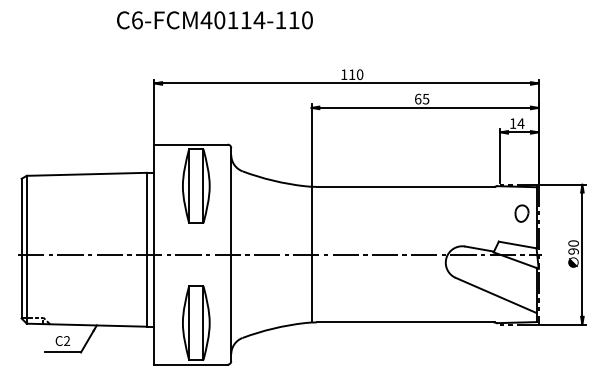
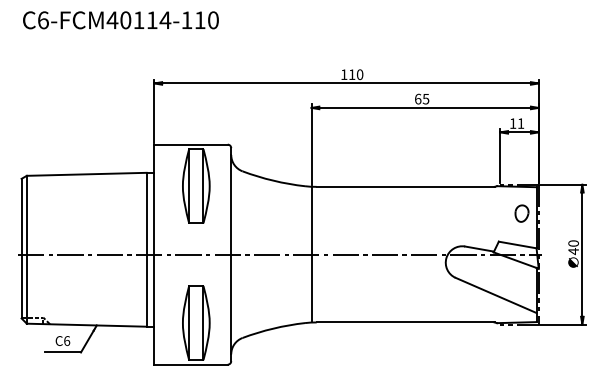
text position: (214, 20) -> (120, 20) (120, 20)
text: 14 -> 11 (520, 123)
text: 90 -> 40 (573, 251)
text: C2 -> C6 (67, 341)
